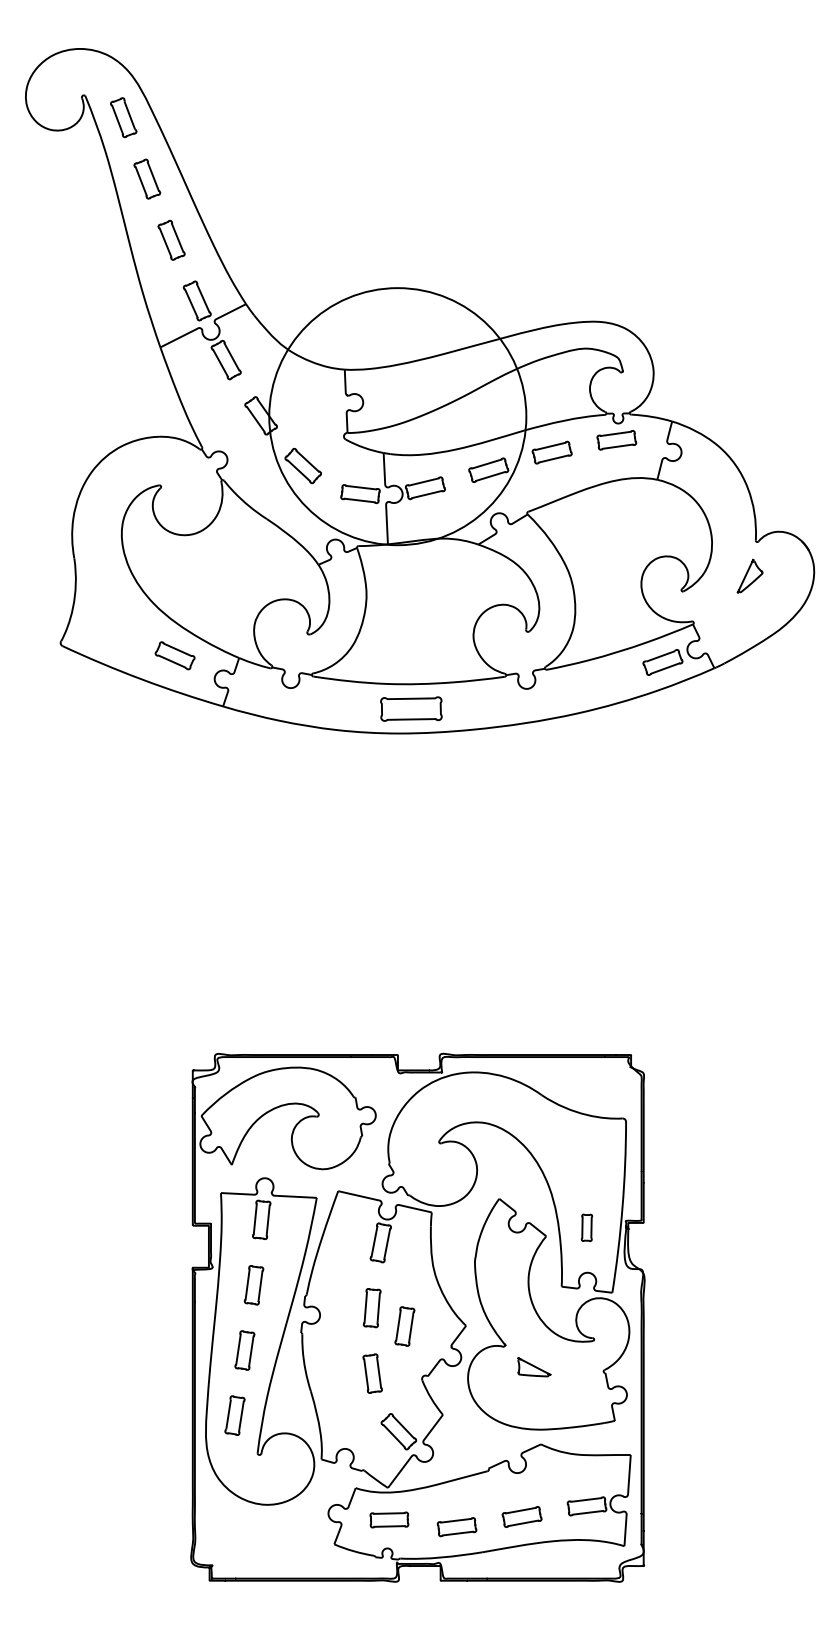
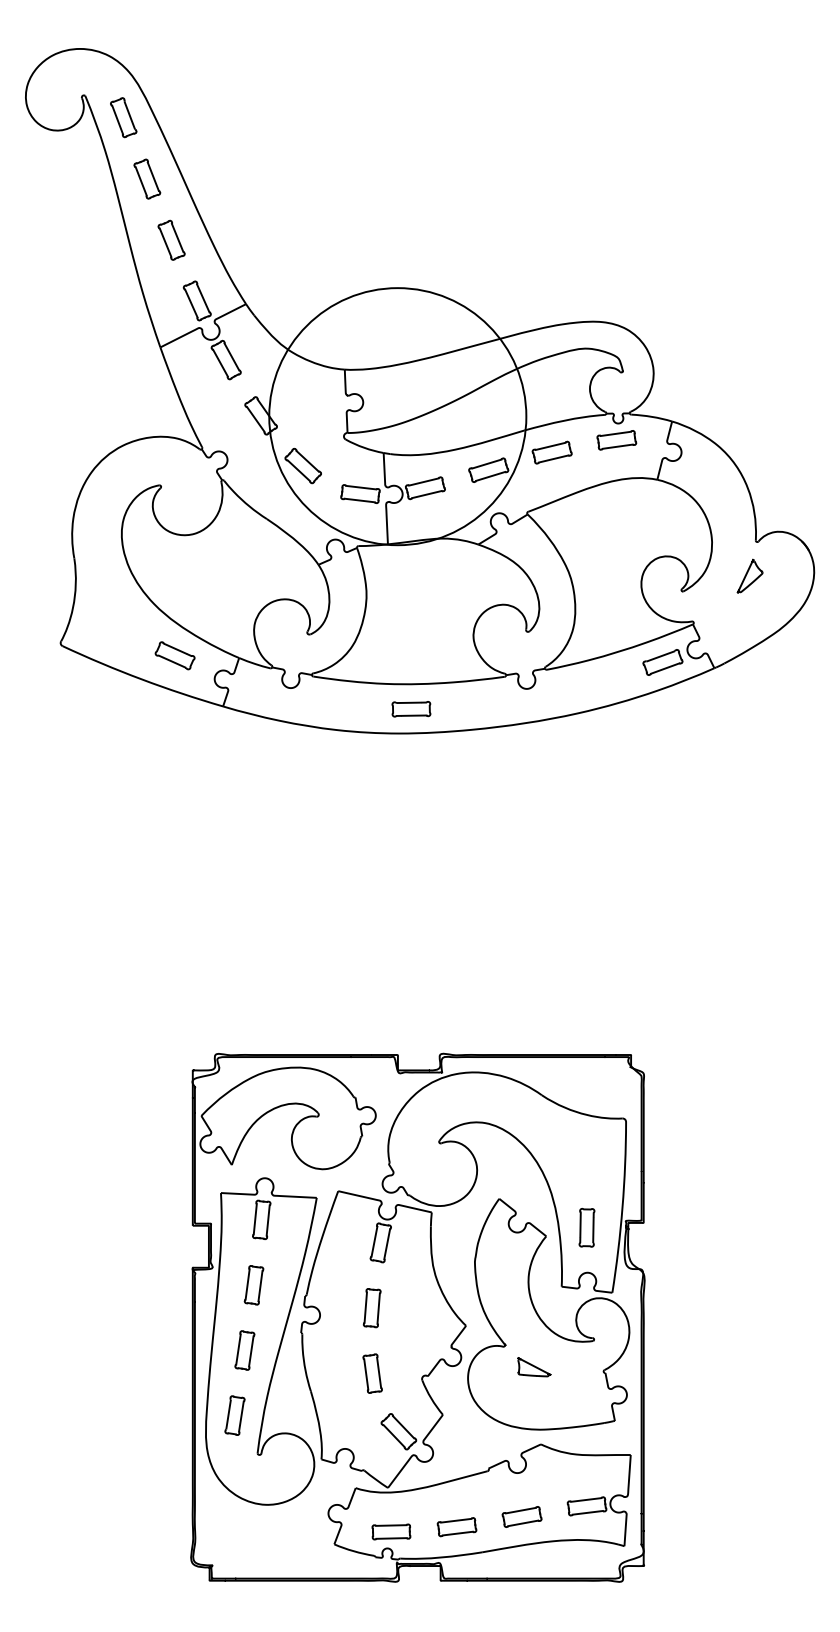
part size: 63x26 px -> 41x17 px (411, 709)
part size: 14x29 px -> 18x40 px (586, 1227)
part: present -> none (404, 1326)
part position: (389, 1519) -> (391, 1531) (391, 1531)
